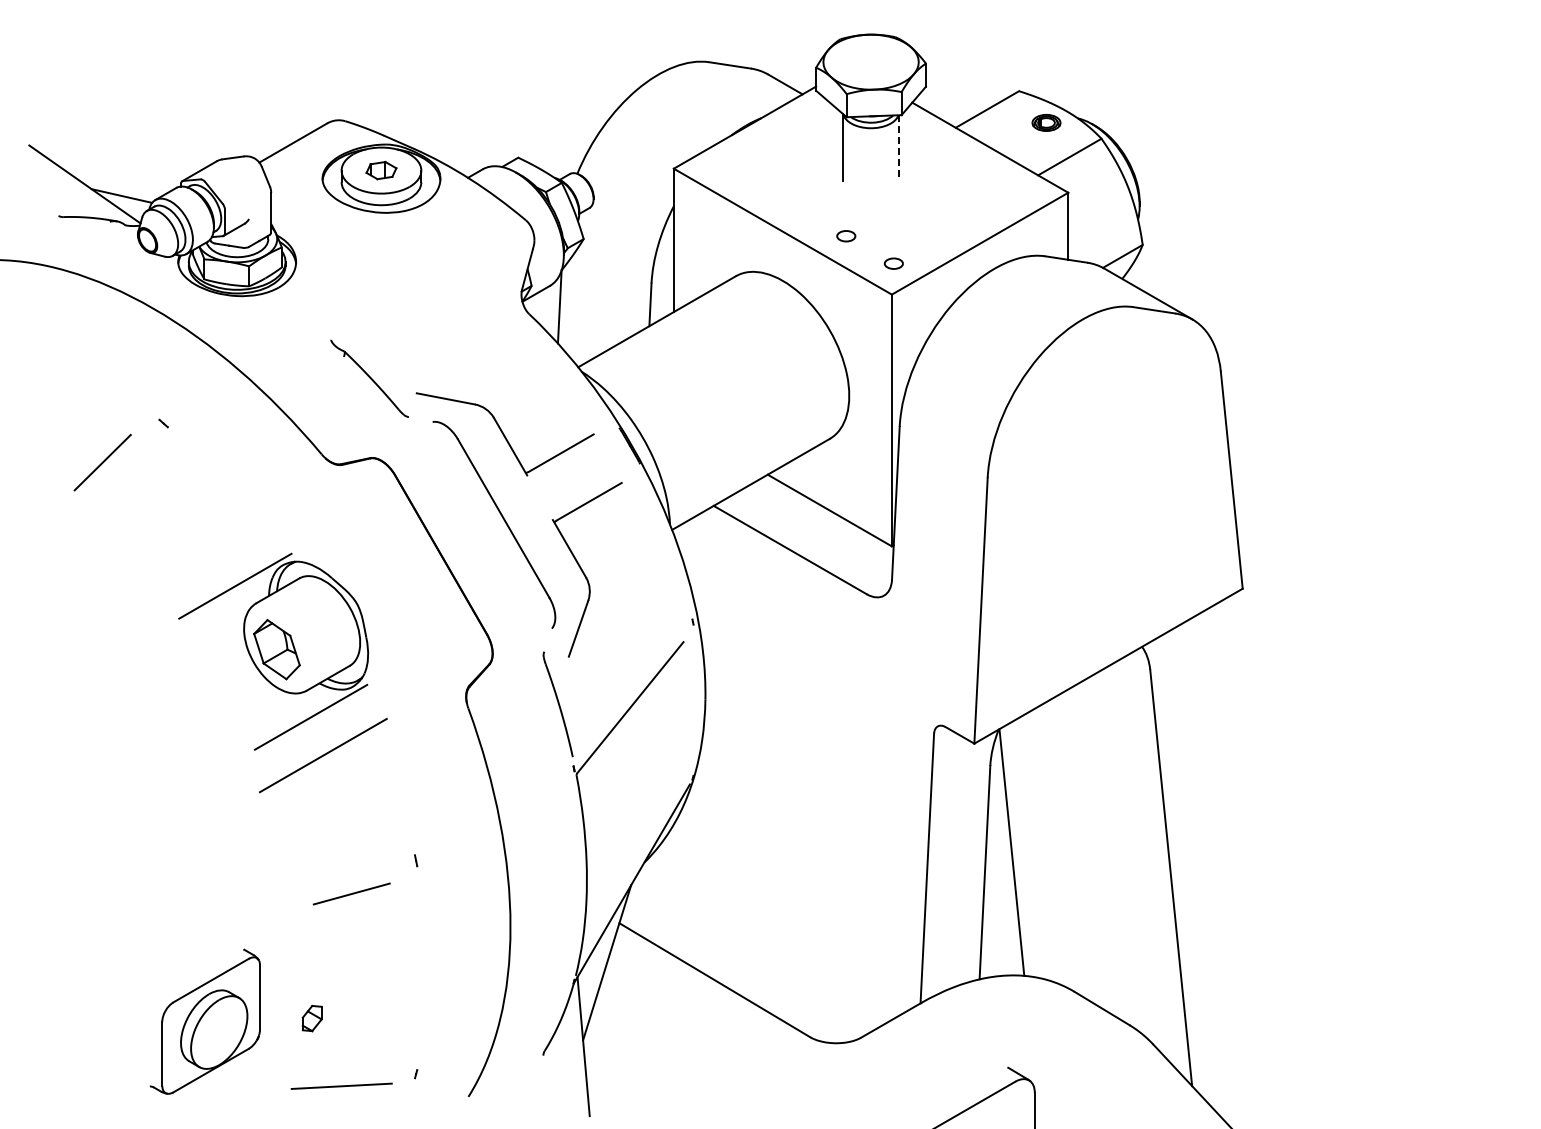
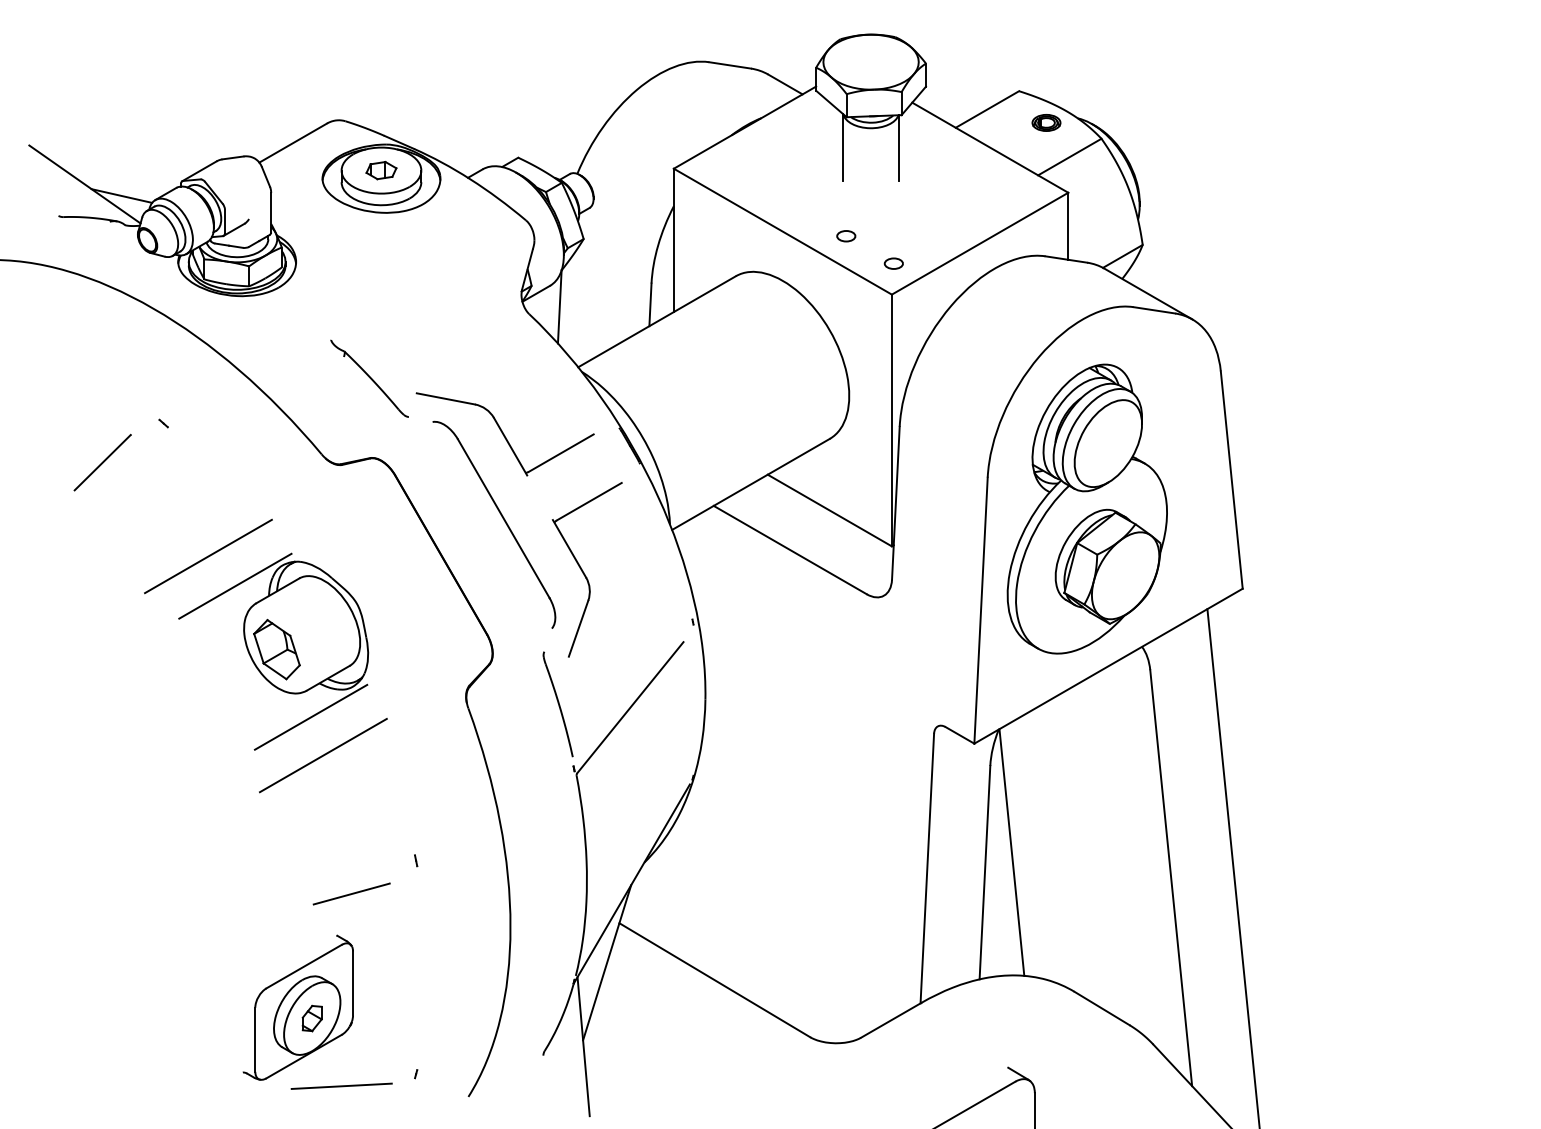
line: dashed -> solid (899, 148)
part: none -> present (1086, 508)
line: none -> present (208, 556)
line: none -> present (1233, 867)
part position: (204, 1021) -> (297, 1007) (297, 1007)
